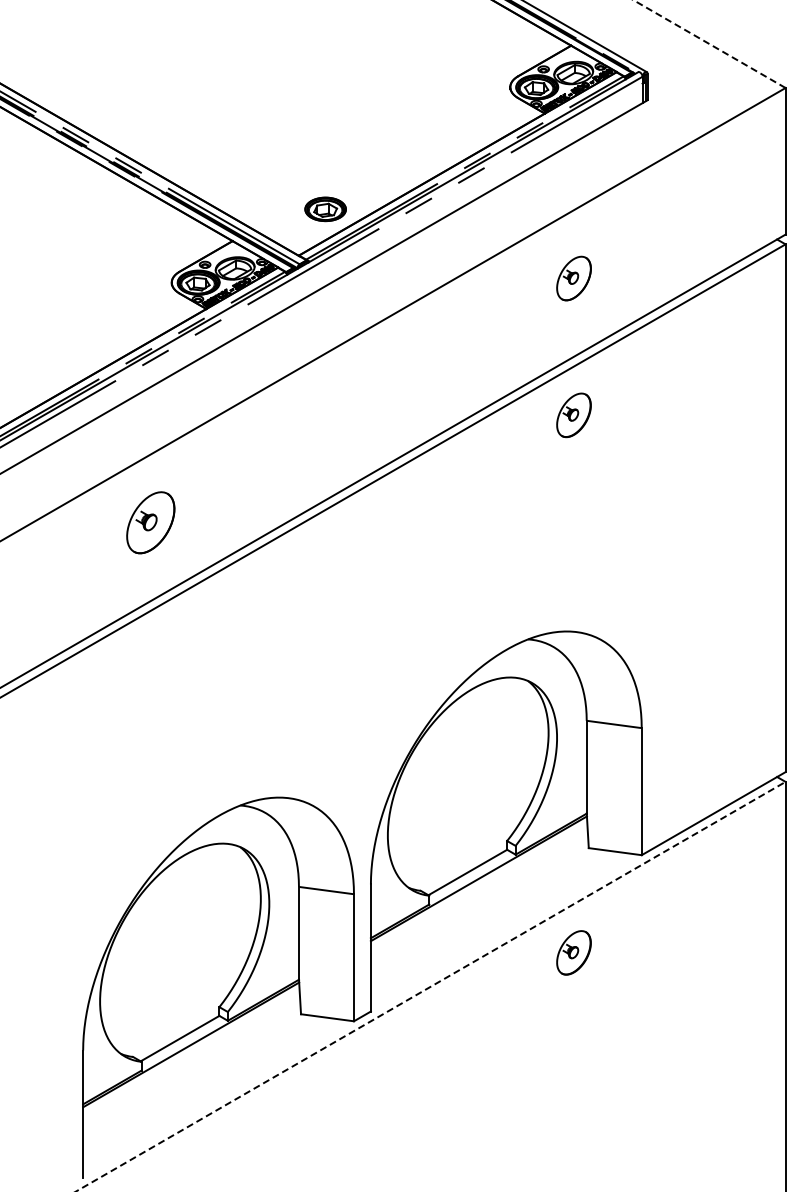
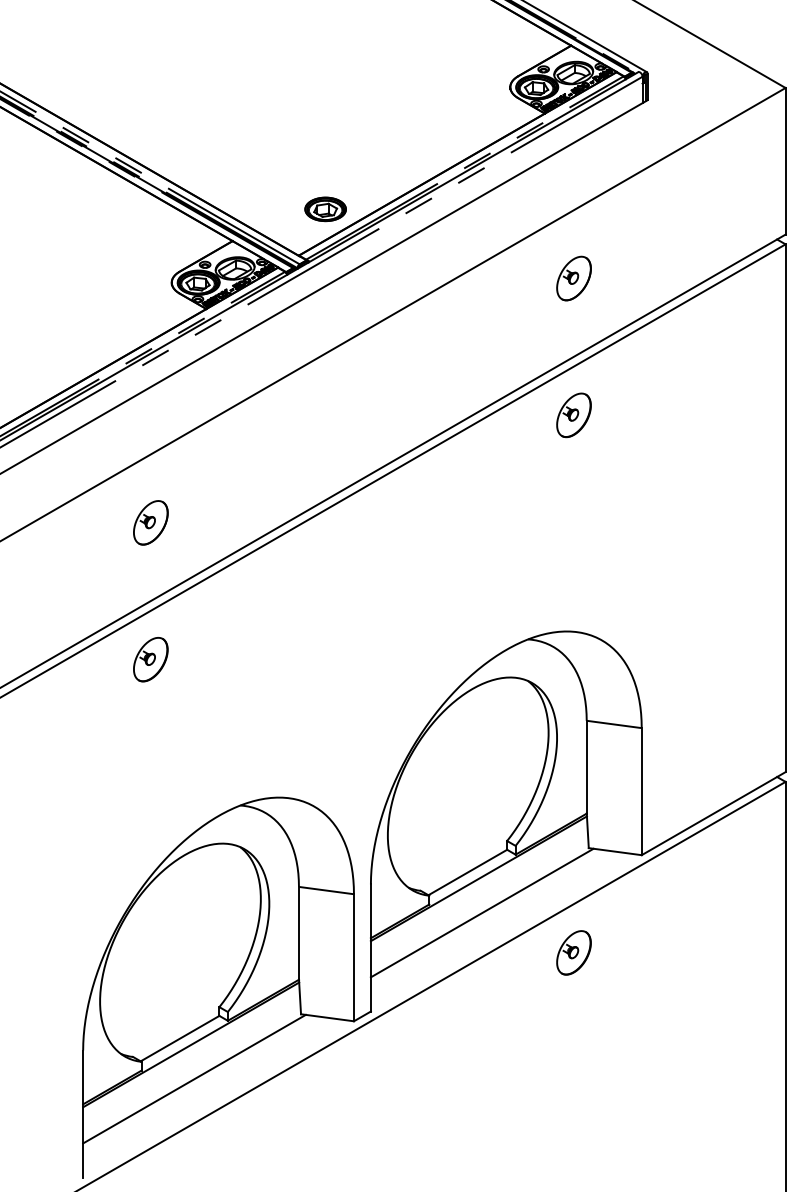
line: dashed -> solid (709, 44)
part size: 50x64 px -> 36x46 px (150, 522)
part: none -> present (150, 659)
line: none -> present (481, 912)
line: dashed -> solid (430, 986)
line: none -> present (194, 1078)
